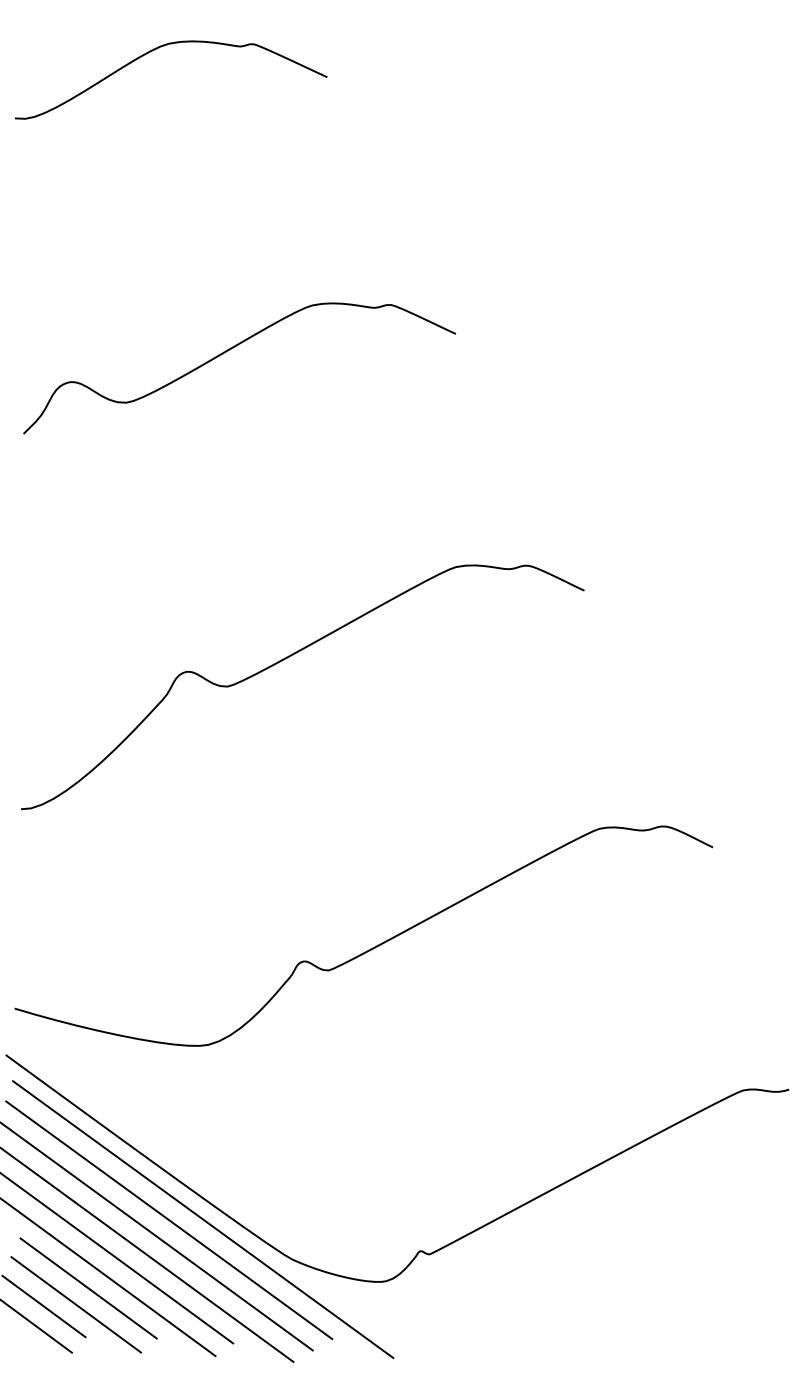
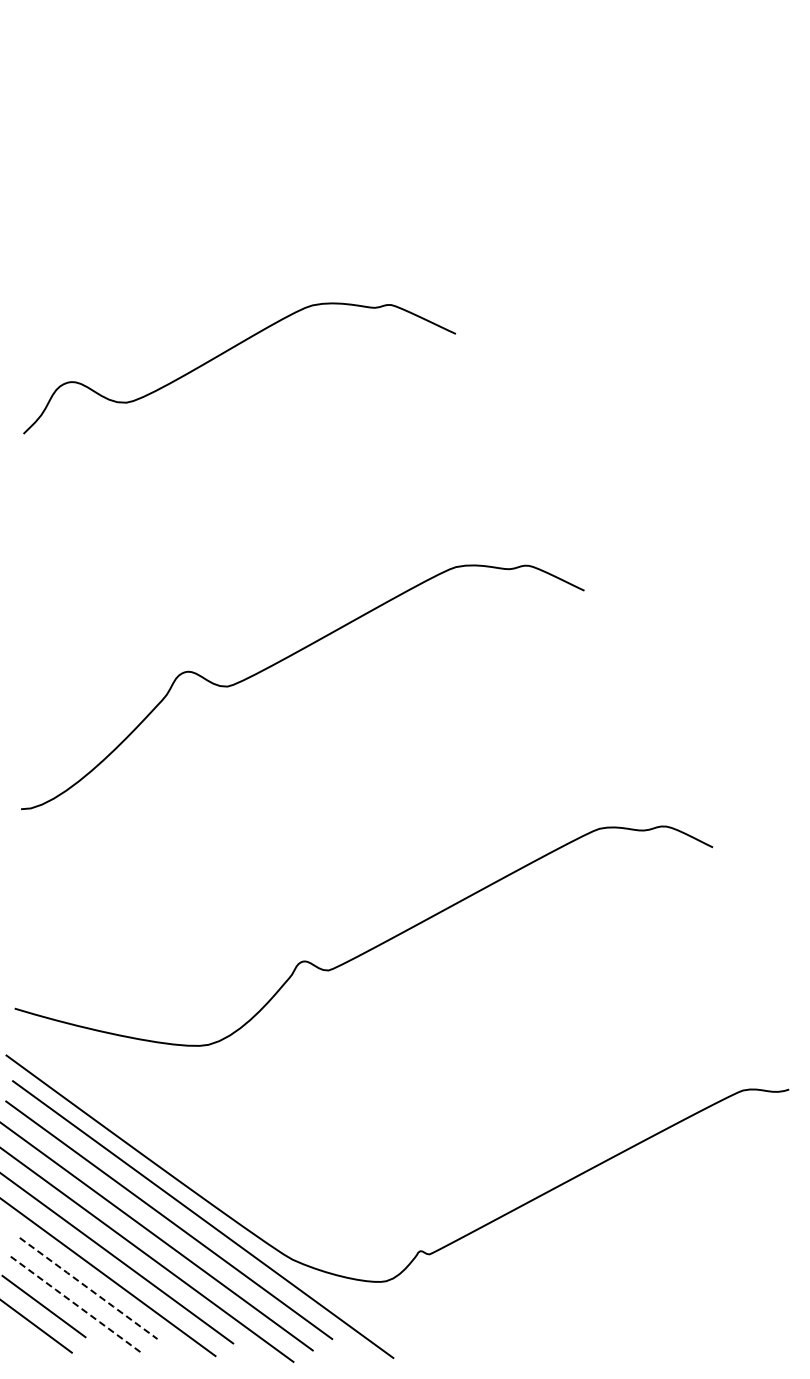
curve: present -> none (159, 48)
line: solid -> dashed (88, 1288)
line: solid -> dashed (76, 1305)
